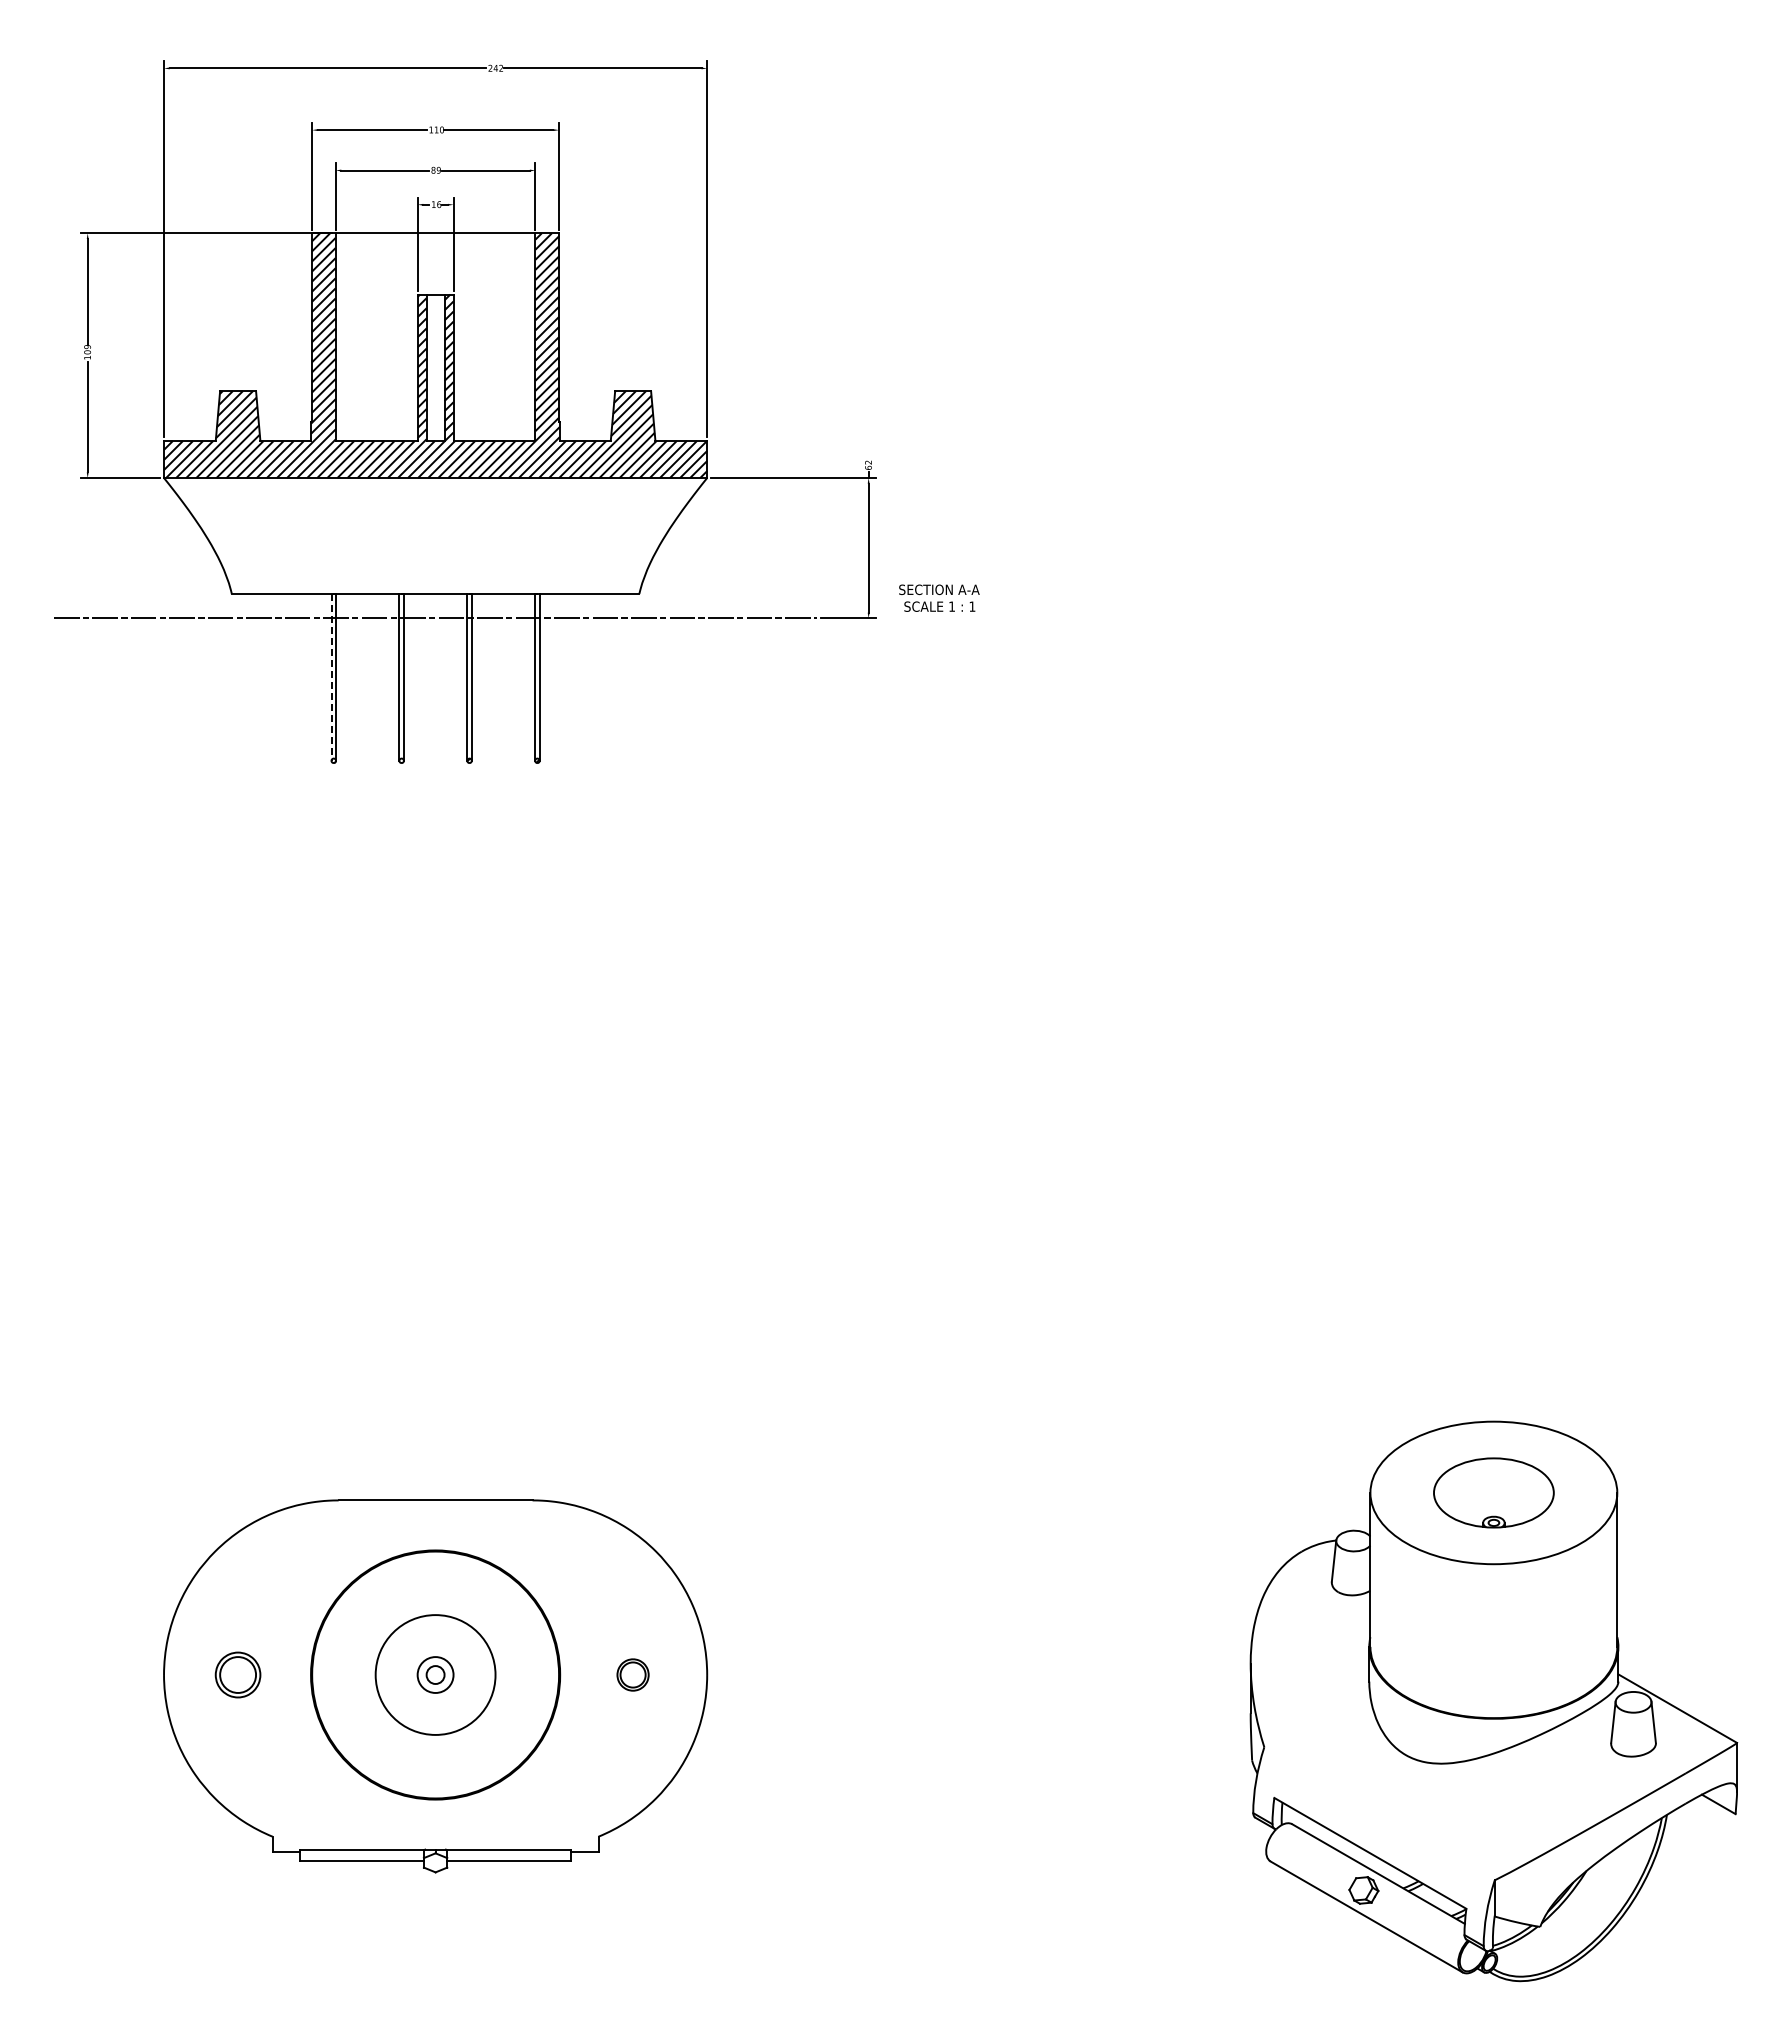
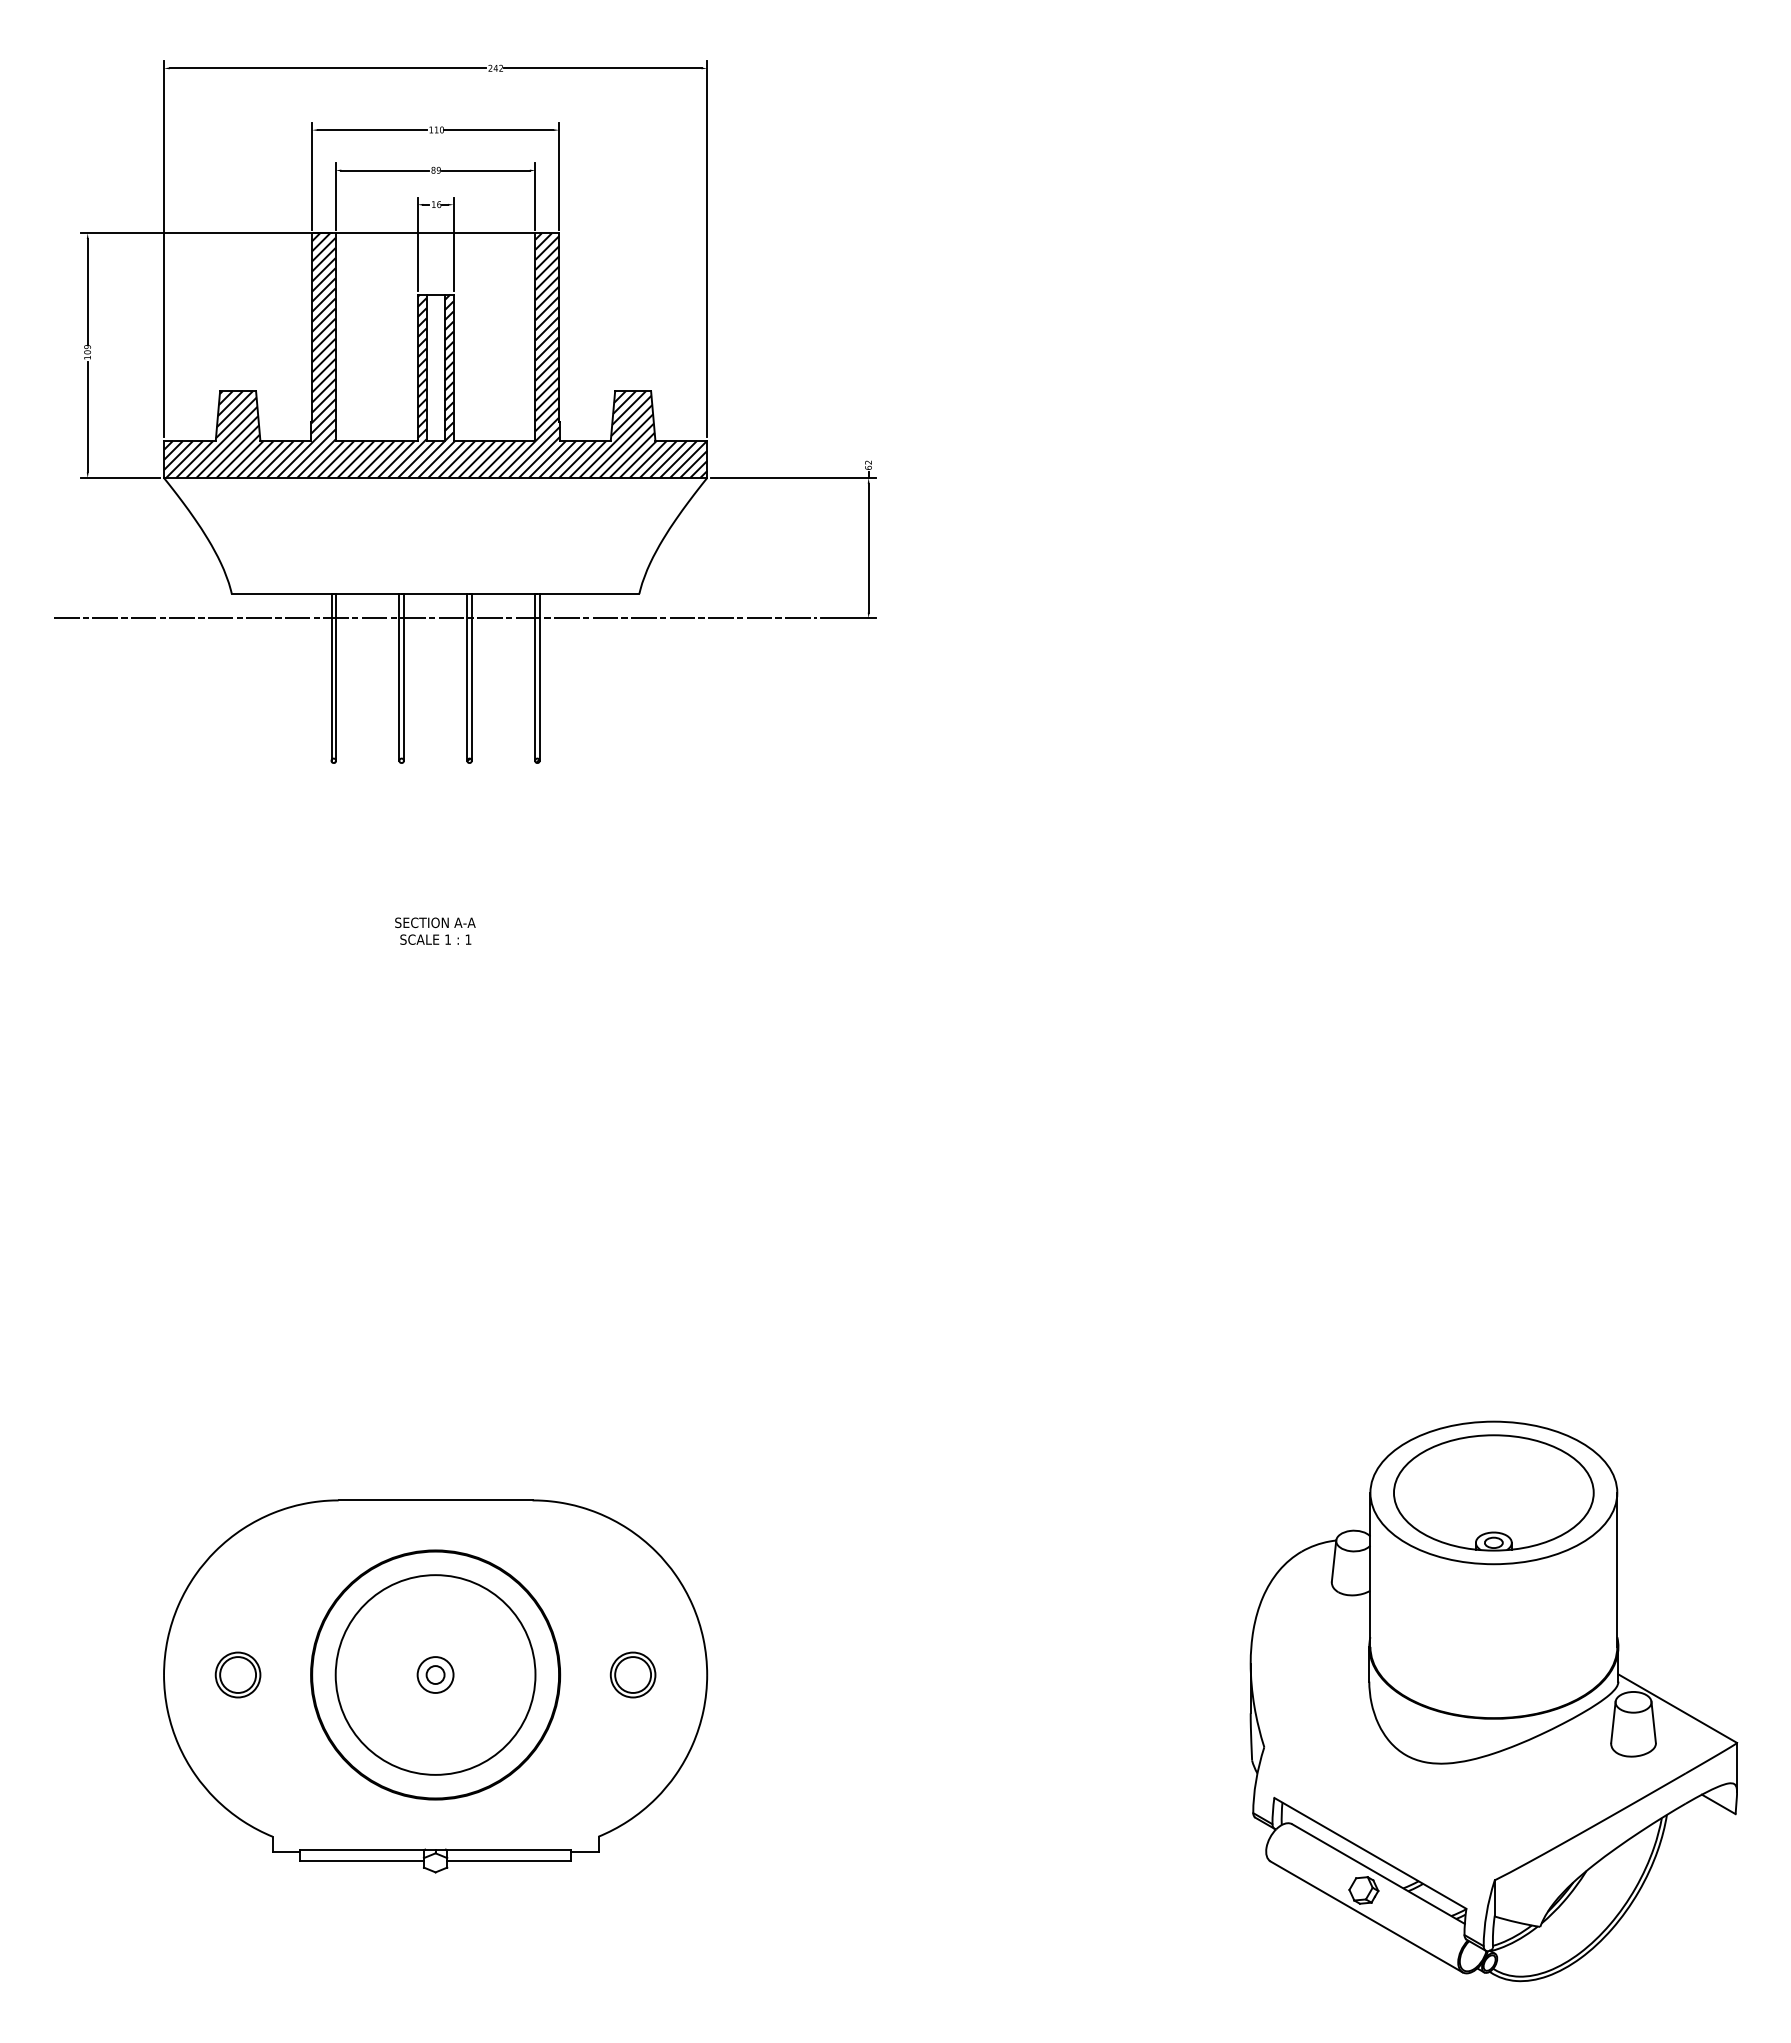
text position: (939, 597) -> (435, 930) (435, 930)
line: dashed -> solid (331, 677)
part size: 122x72 px -> 202x118 px (1493, 1492)
circle diameter: 120 px -> 200 px (435, 1674)
part size: 34x34 px -> 48x48 px (632, 1674)
